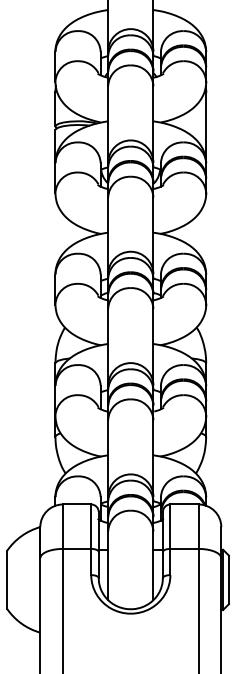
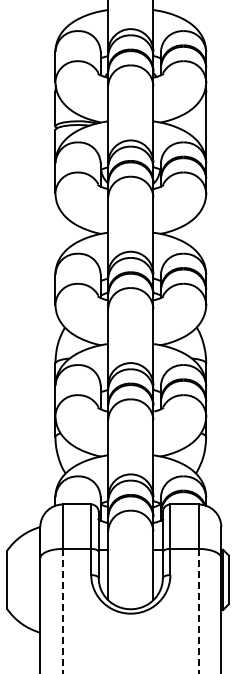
line: solid -> dashed (62, 611)
line: solid -> dashed (198, 611)
